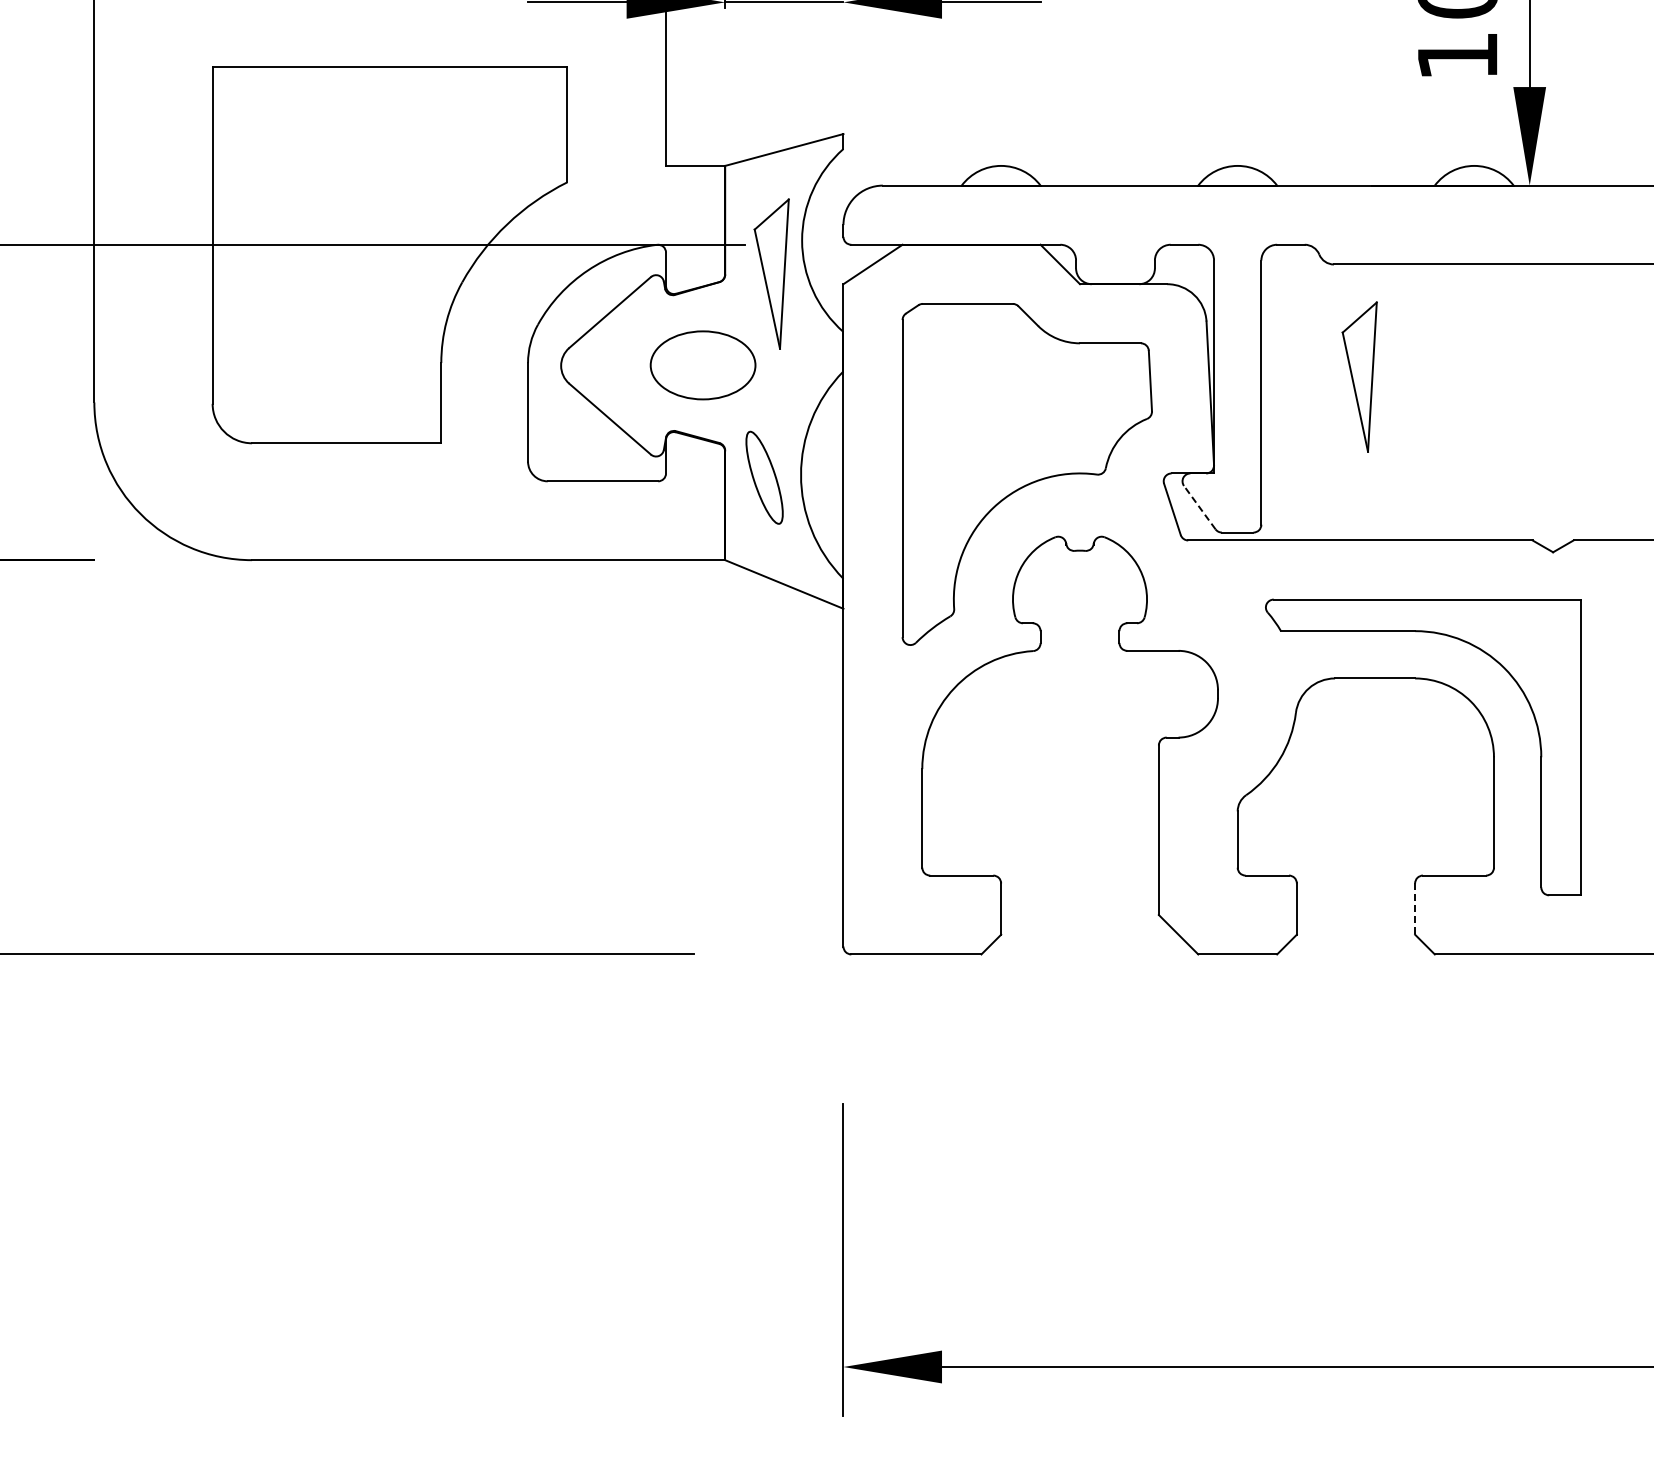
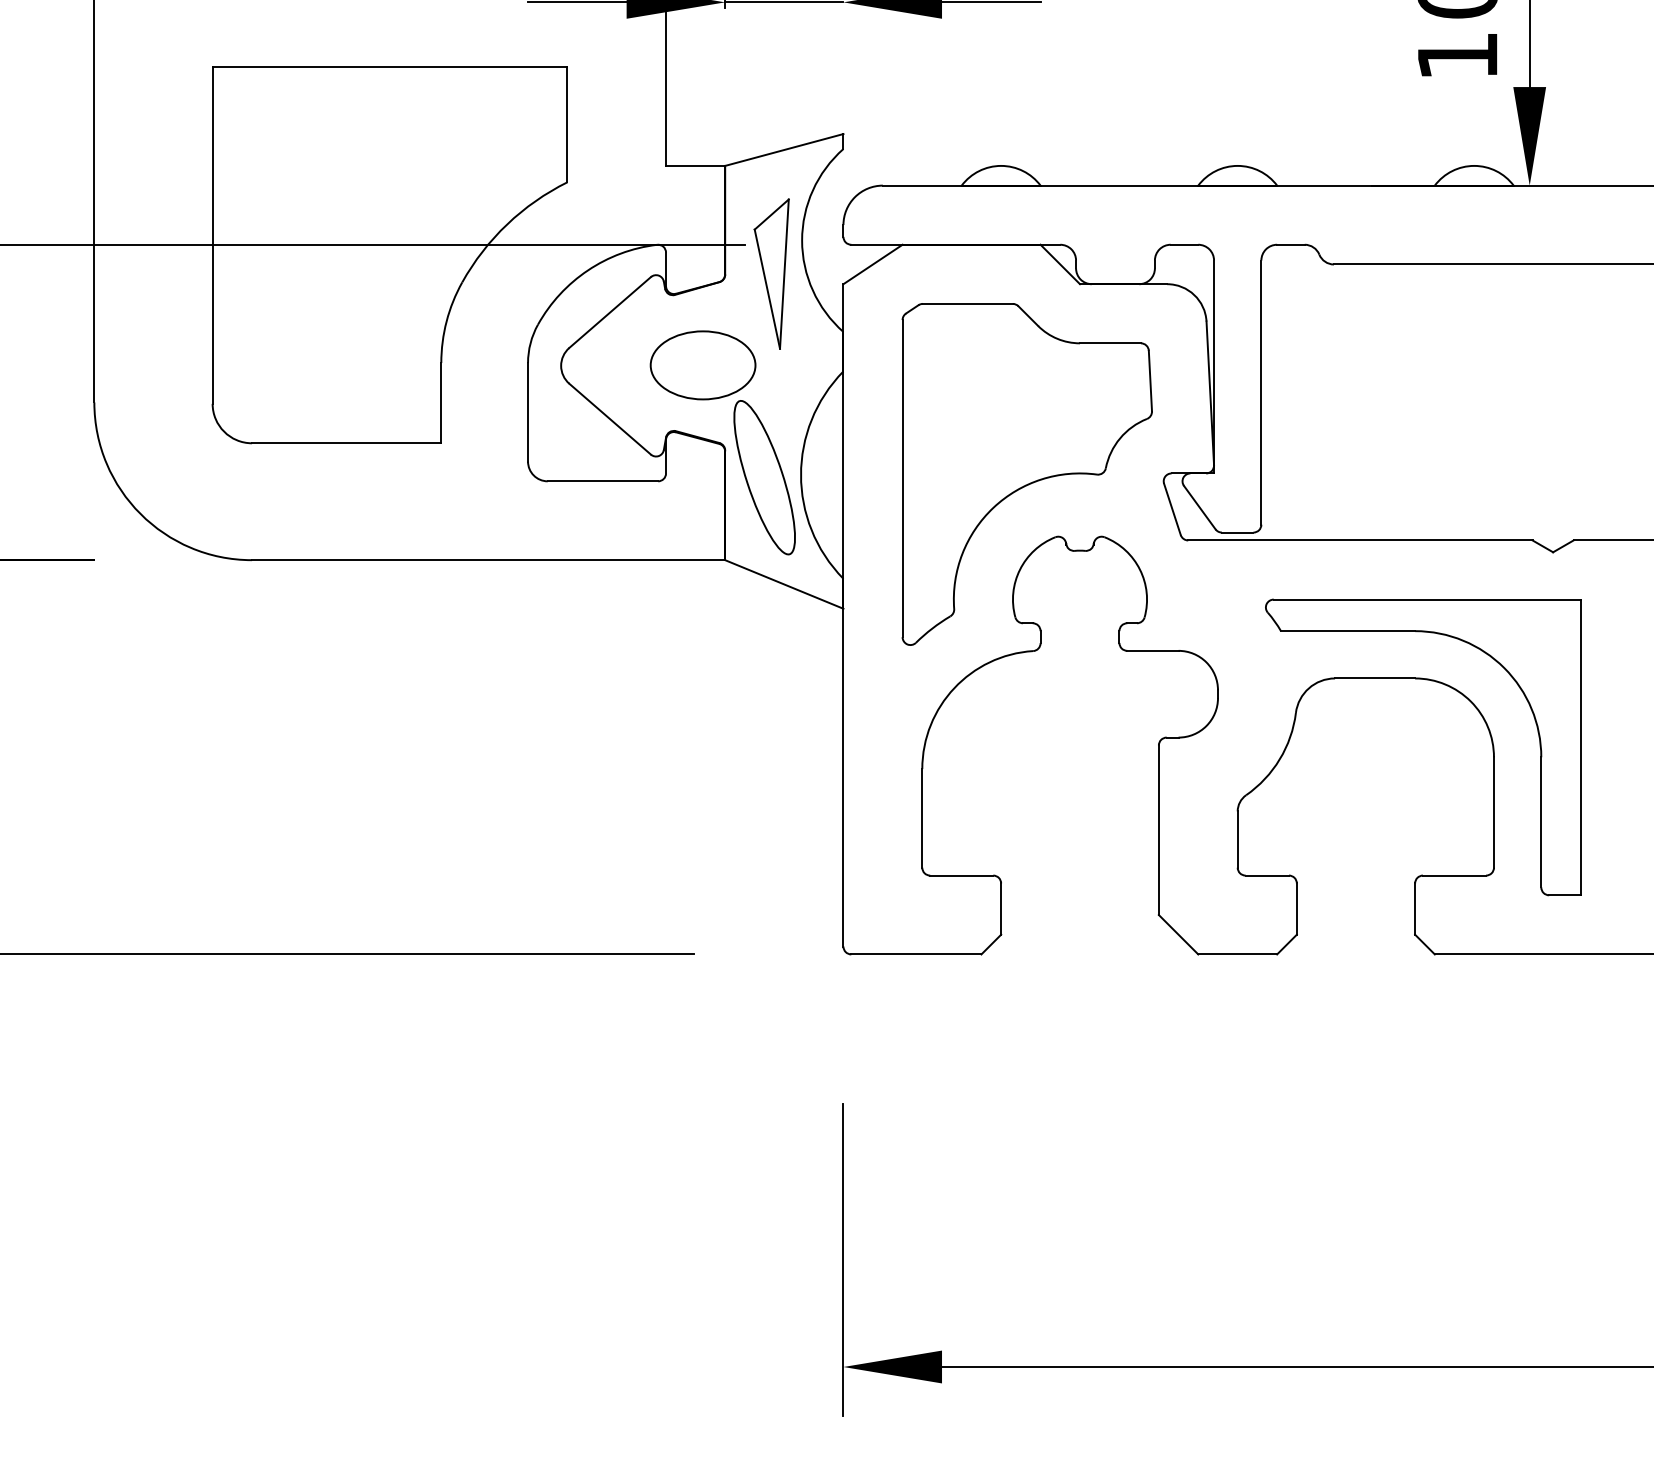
part: present -> none (1359, 376)
part size: 39x95 px -> 63x156 px (764, 477)
line: dashed -> solid (1199, 507)
line: dashed -> solid (1415, 909)
